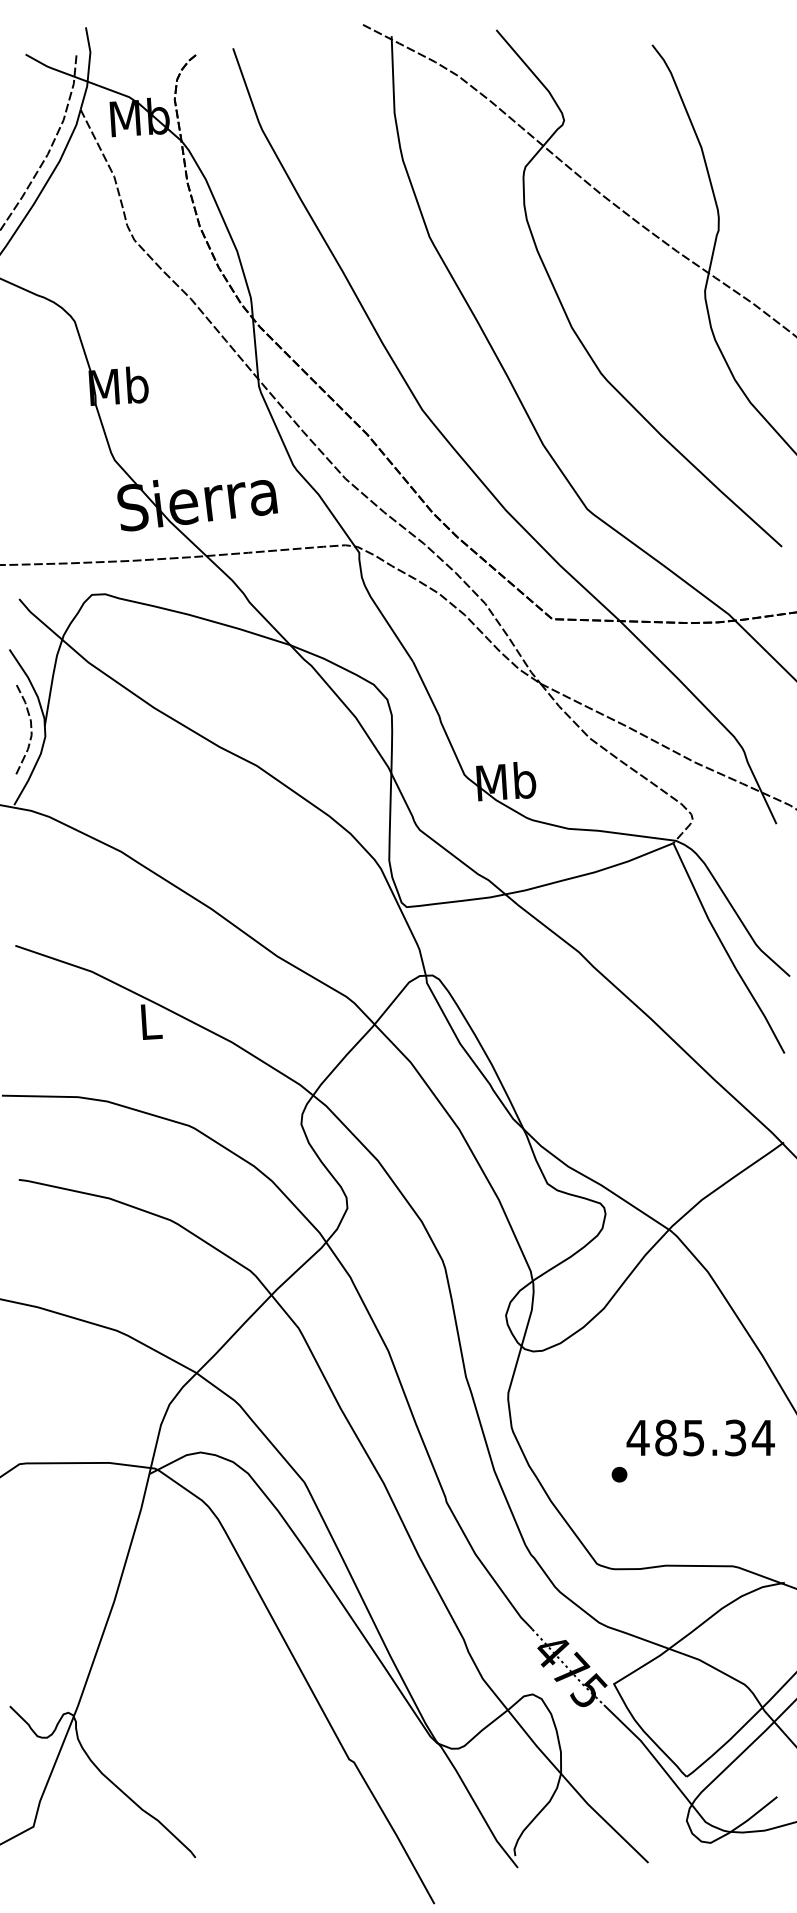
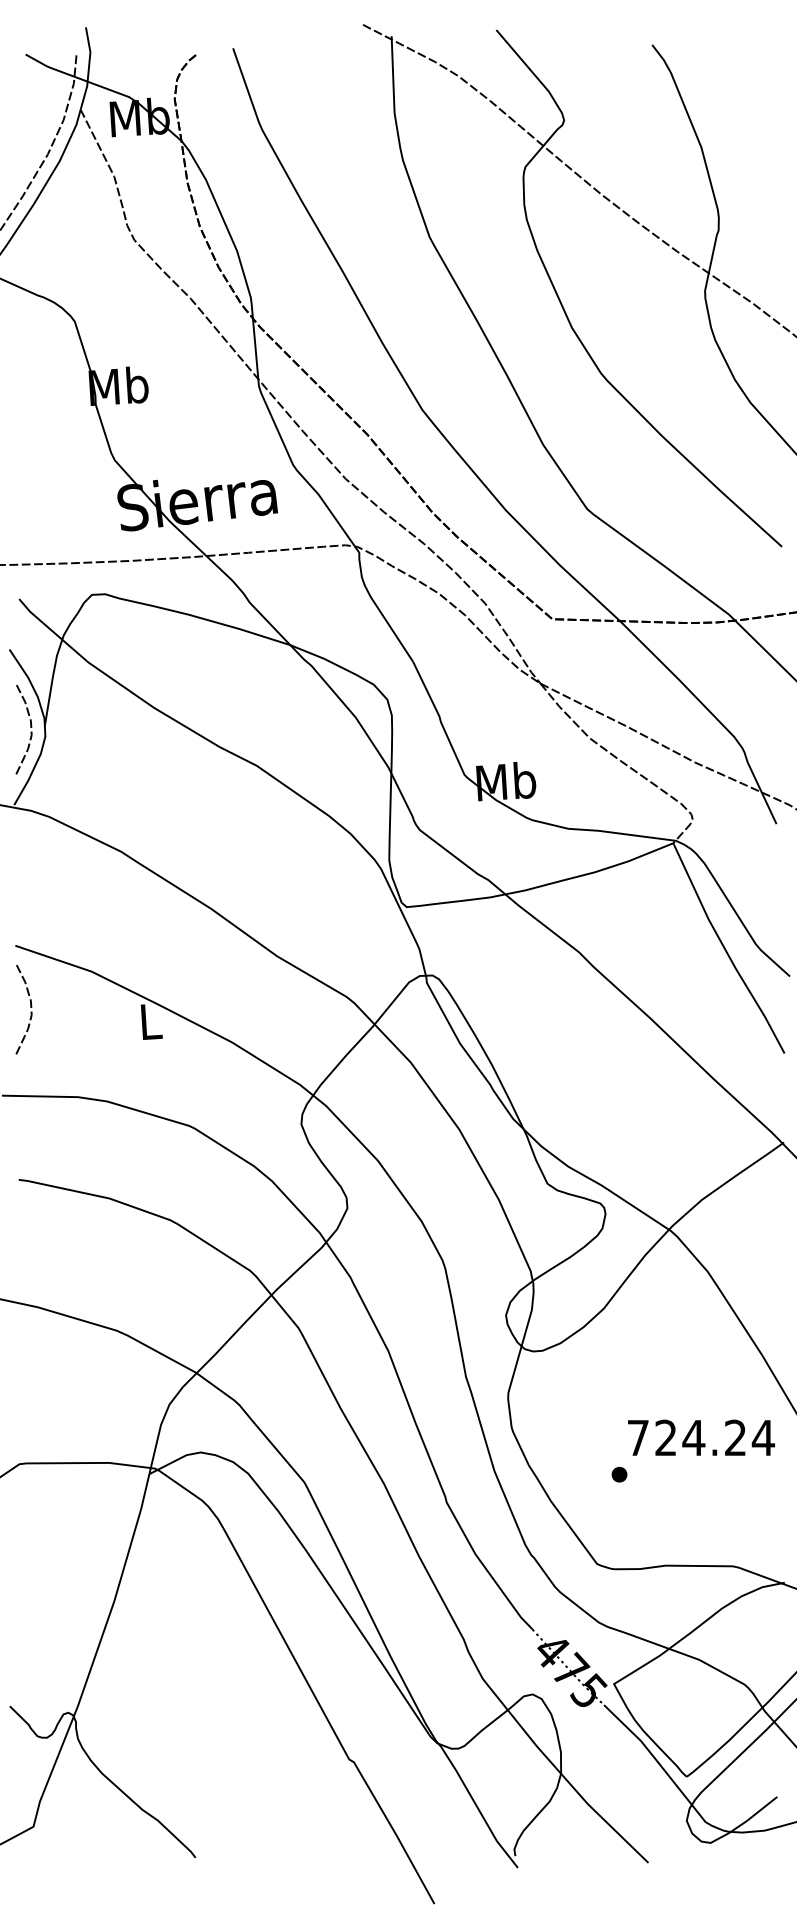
curve: none -> present (30, 1007)
text: 485.34 -> 724.24 (686, 1437)
